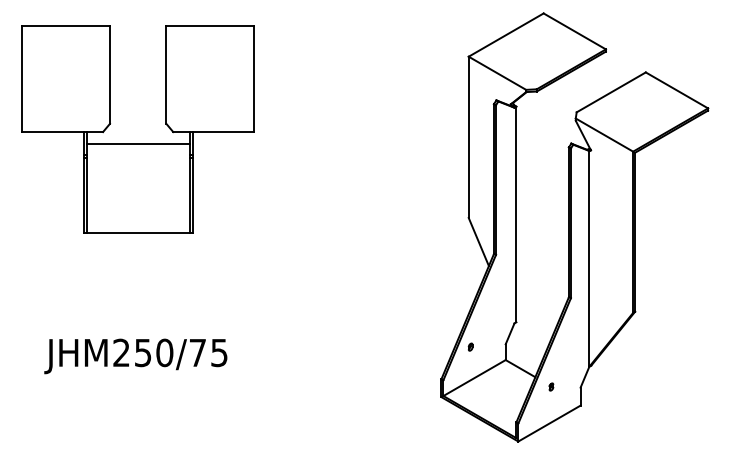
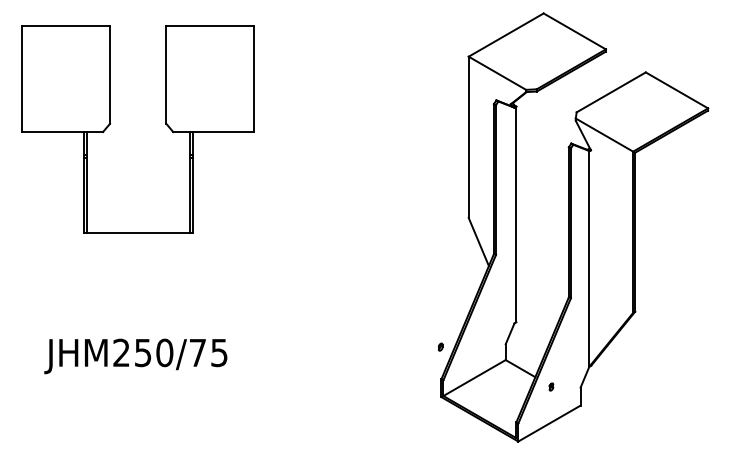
line: present -> none (137, 144)
part position: (470, 346) -> (440, 346) (440, 346)
